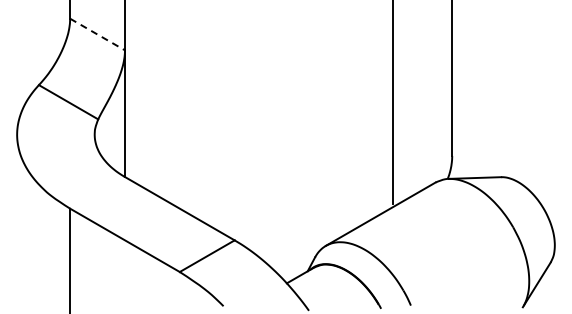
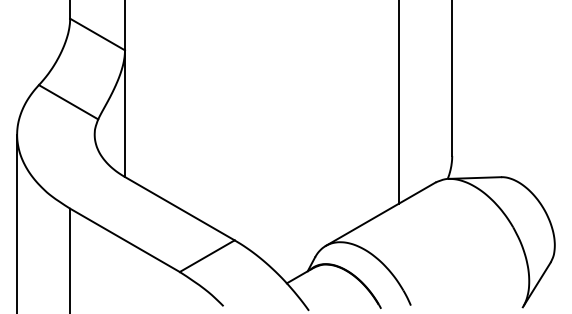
line: dashed -> solid (97, 34)
line position: (393, 102) -> (399, 102) (399, 102)
line: none -> present (17, 222)
